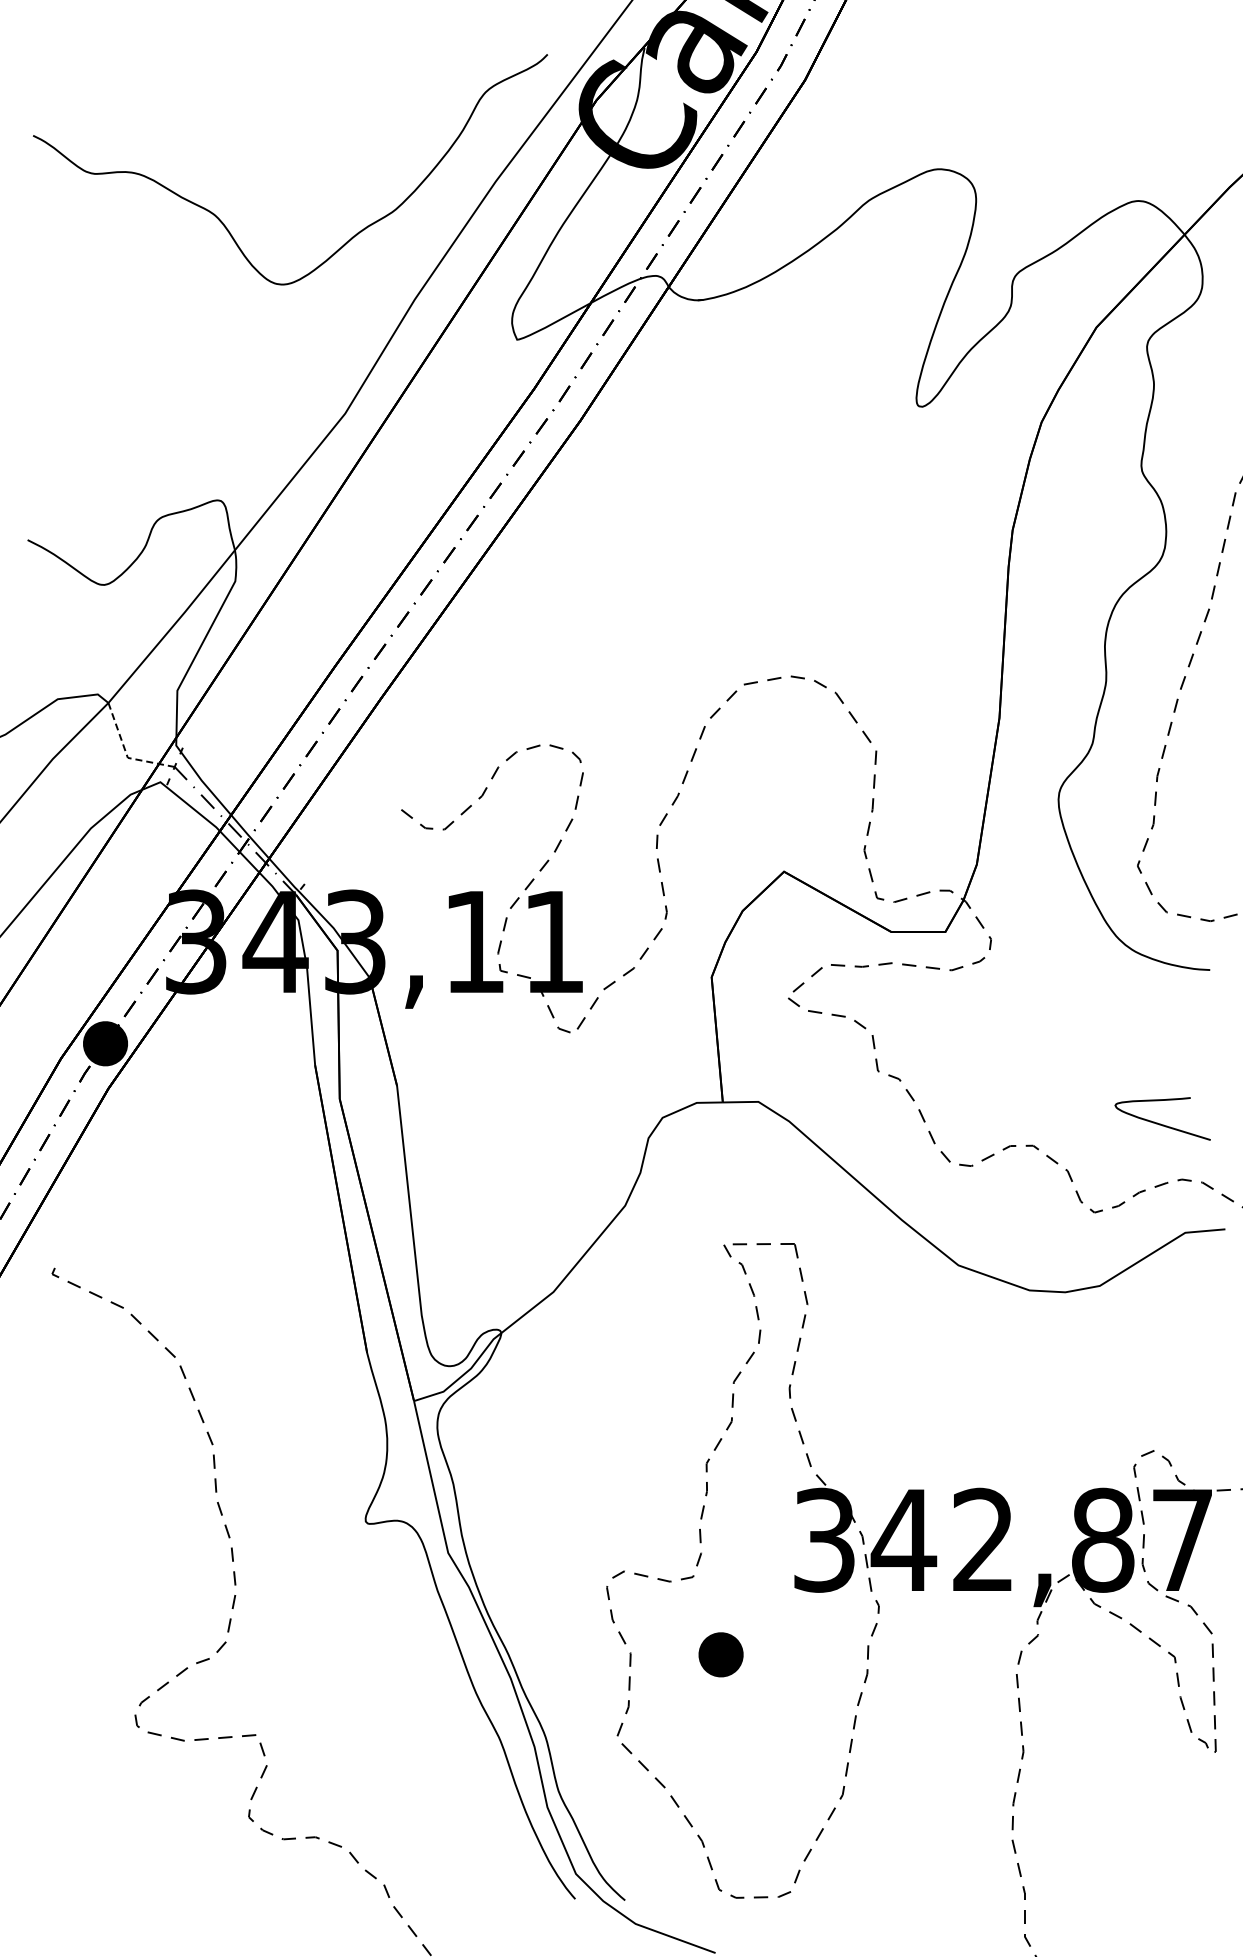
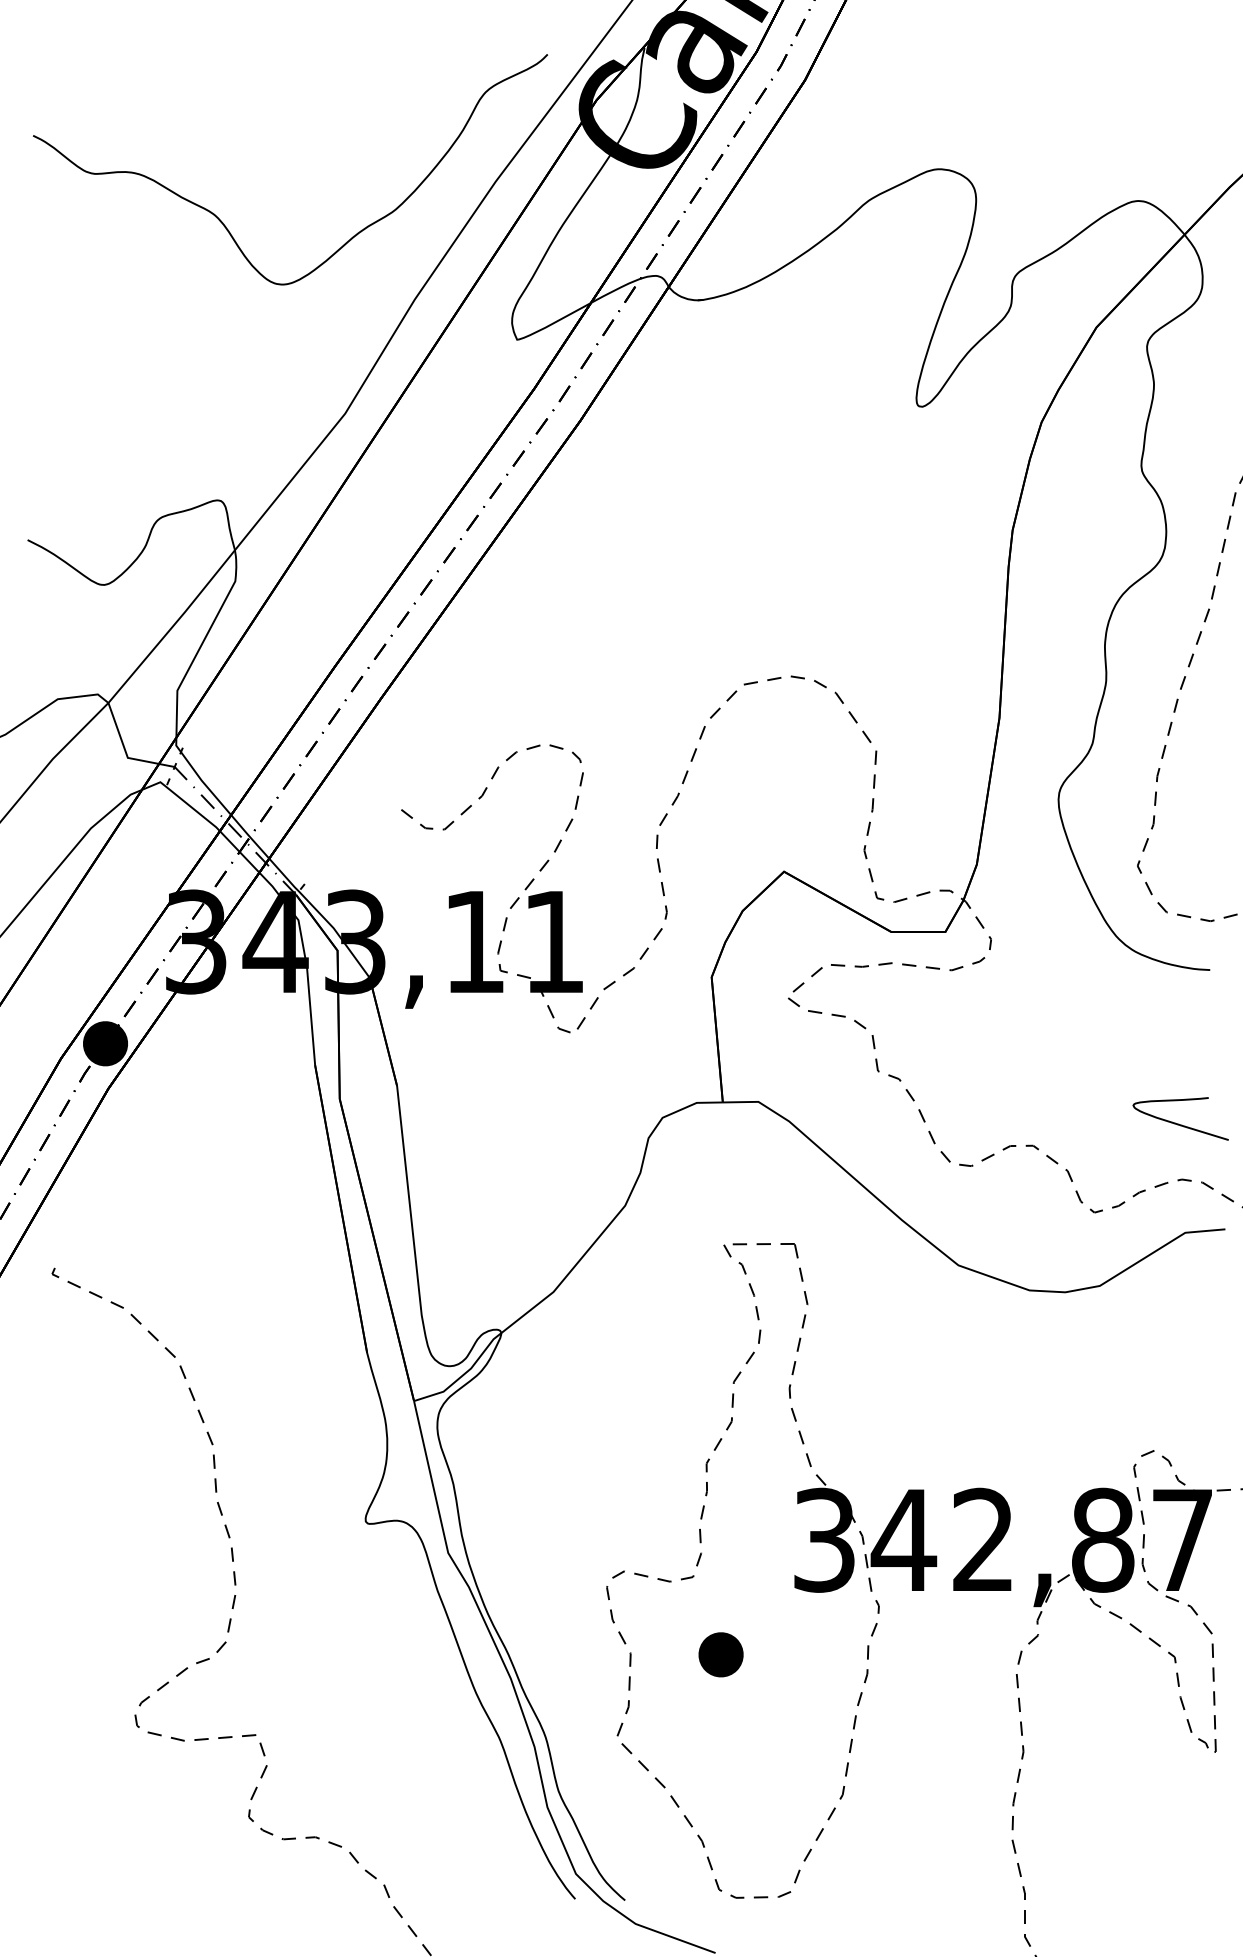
line: dashed -> solid (126, 753)
curve position: (1160, 1123) -> (1178, 1123) (1178, 1123)
